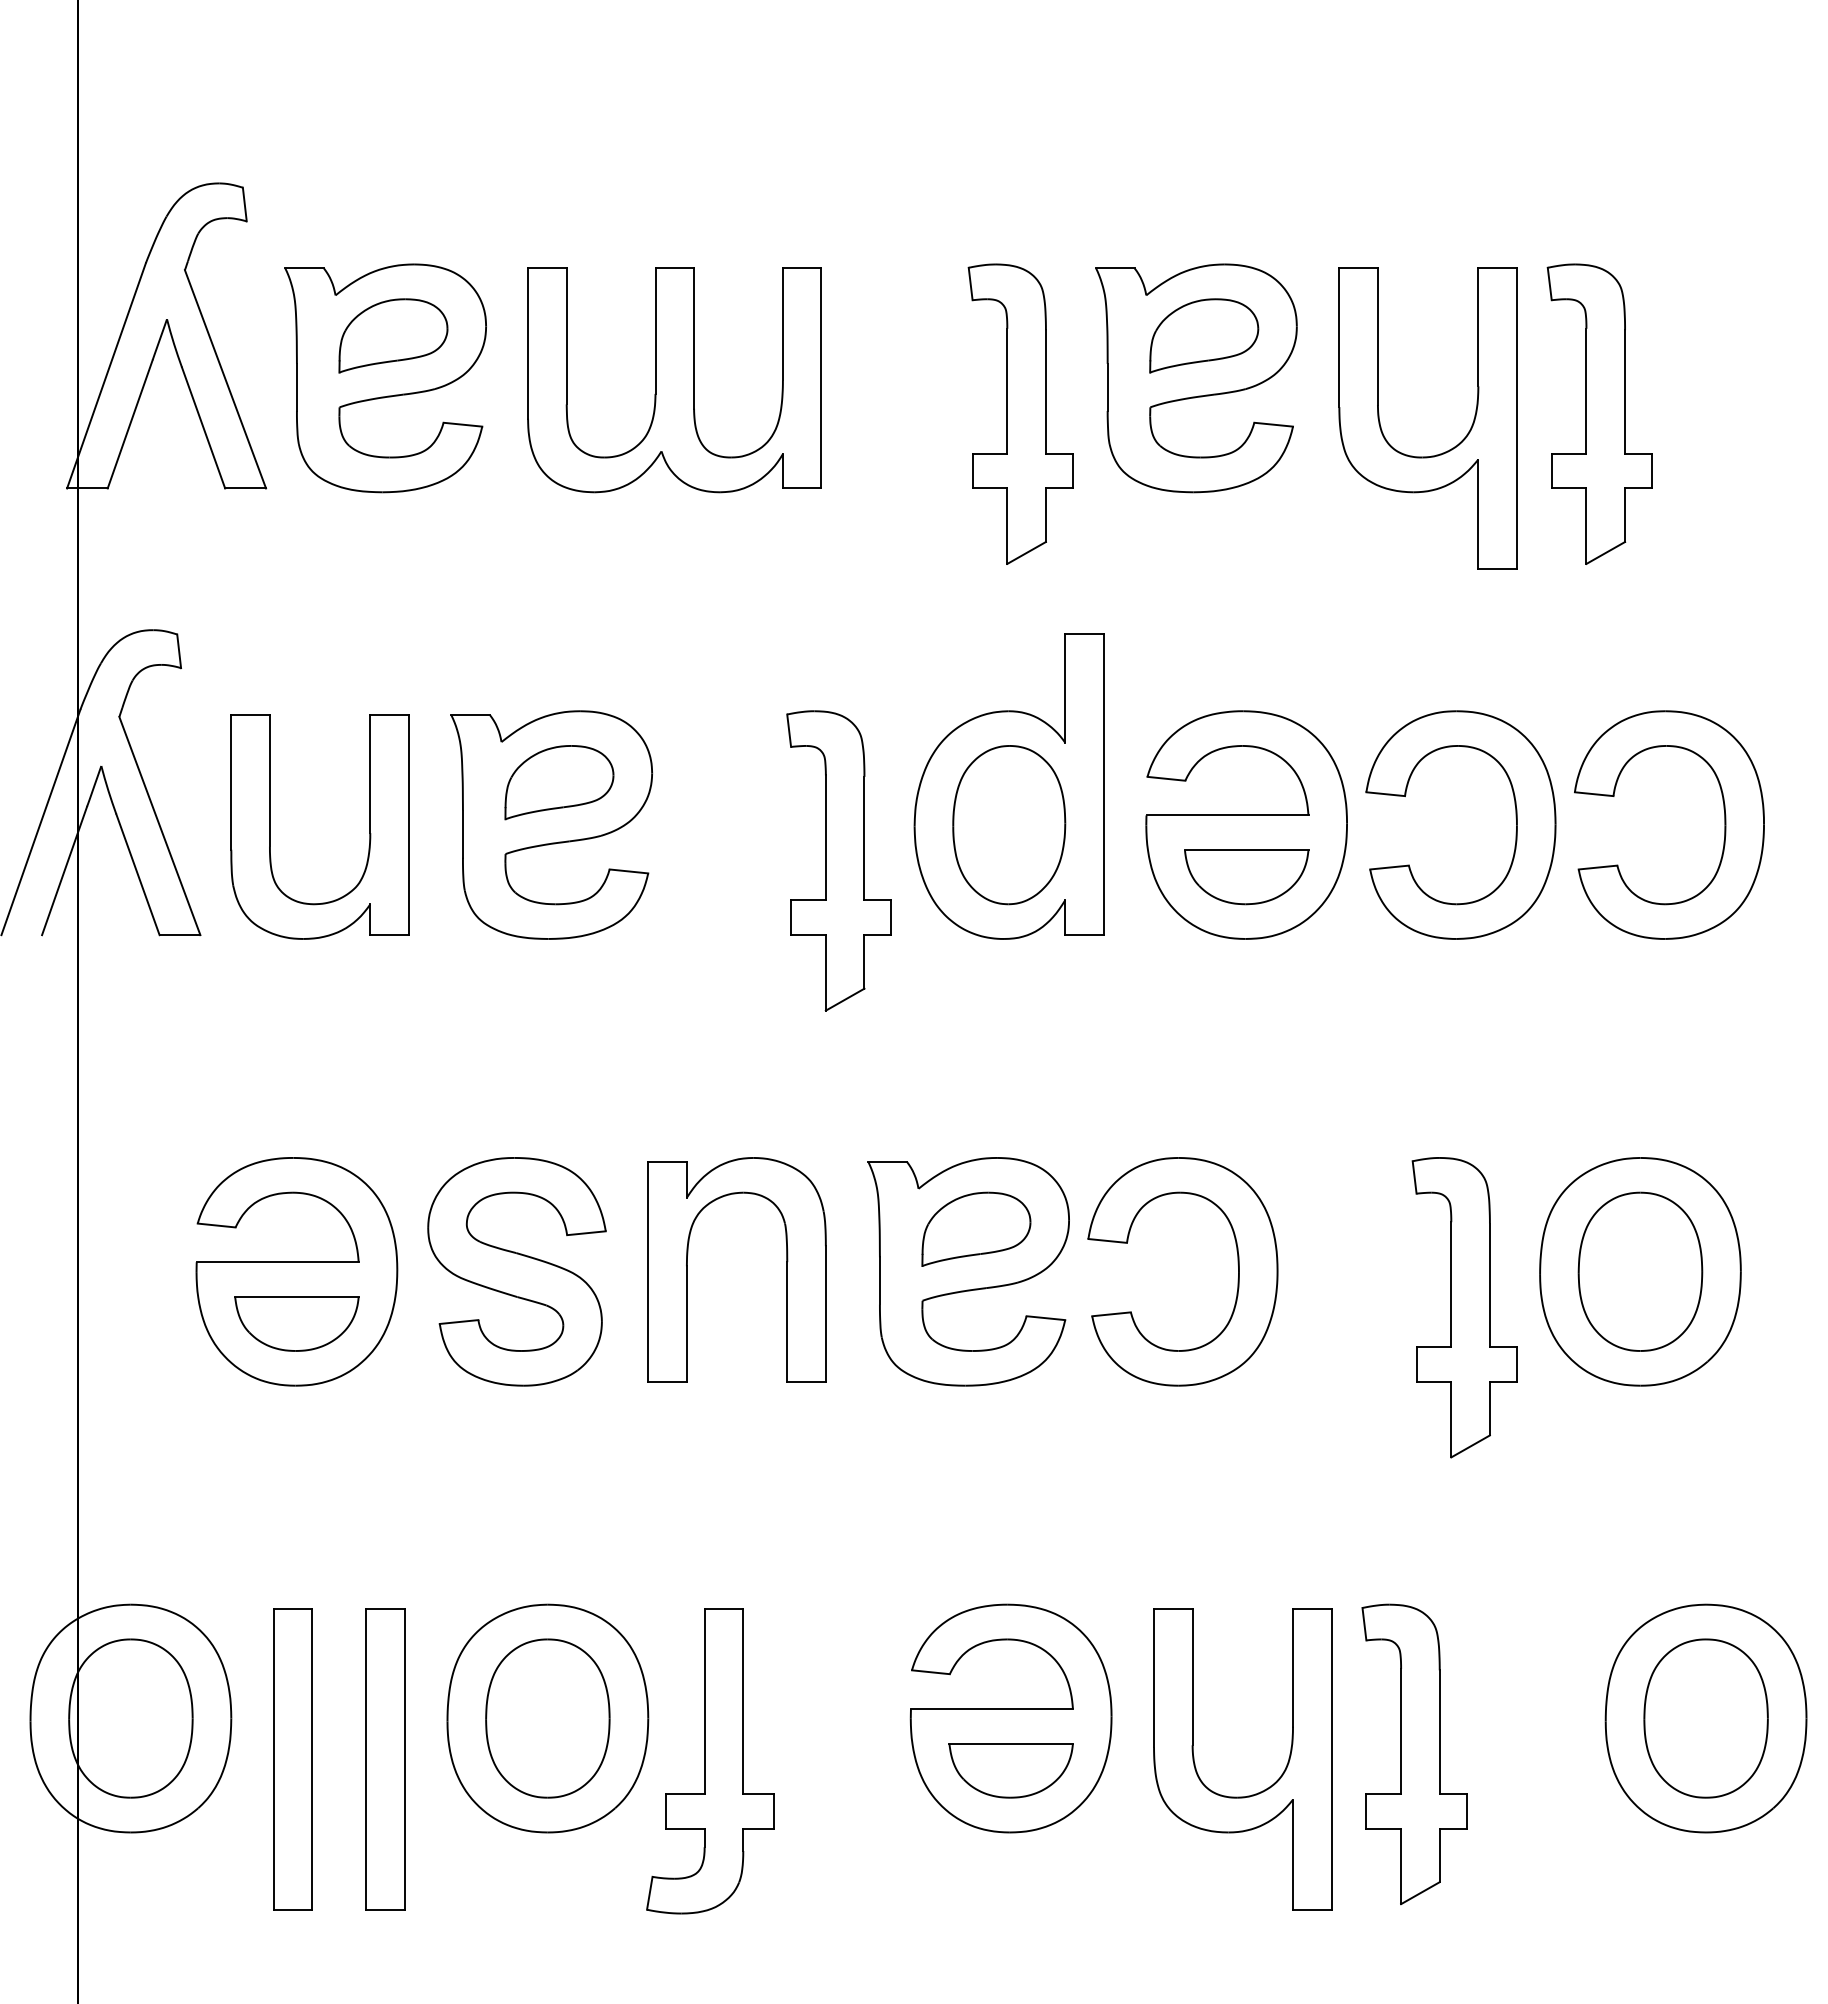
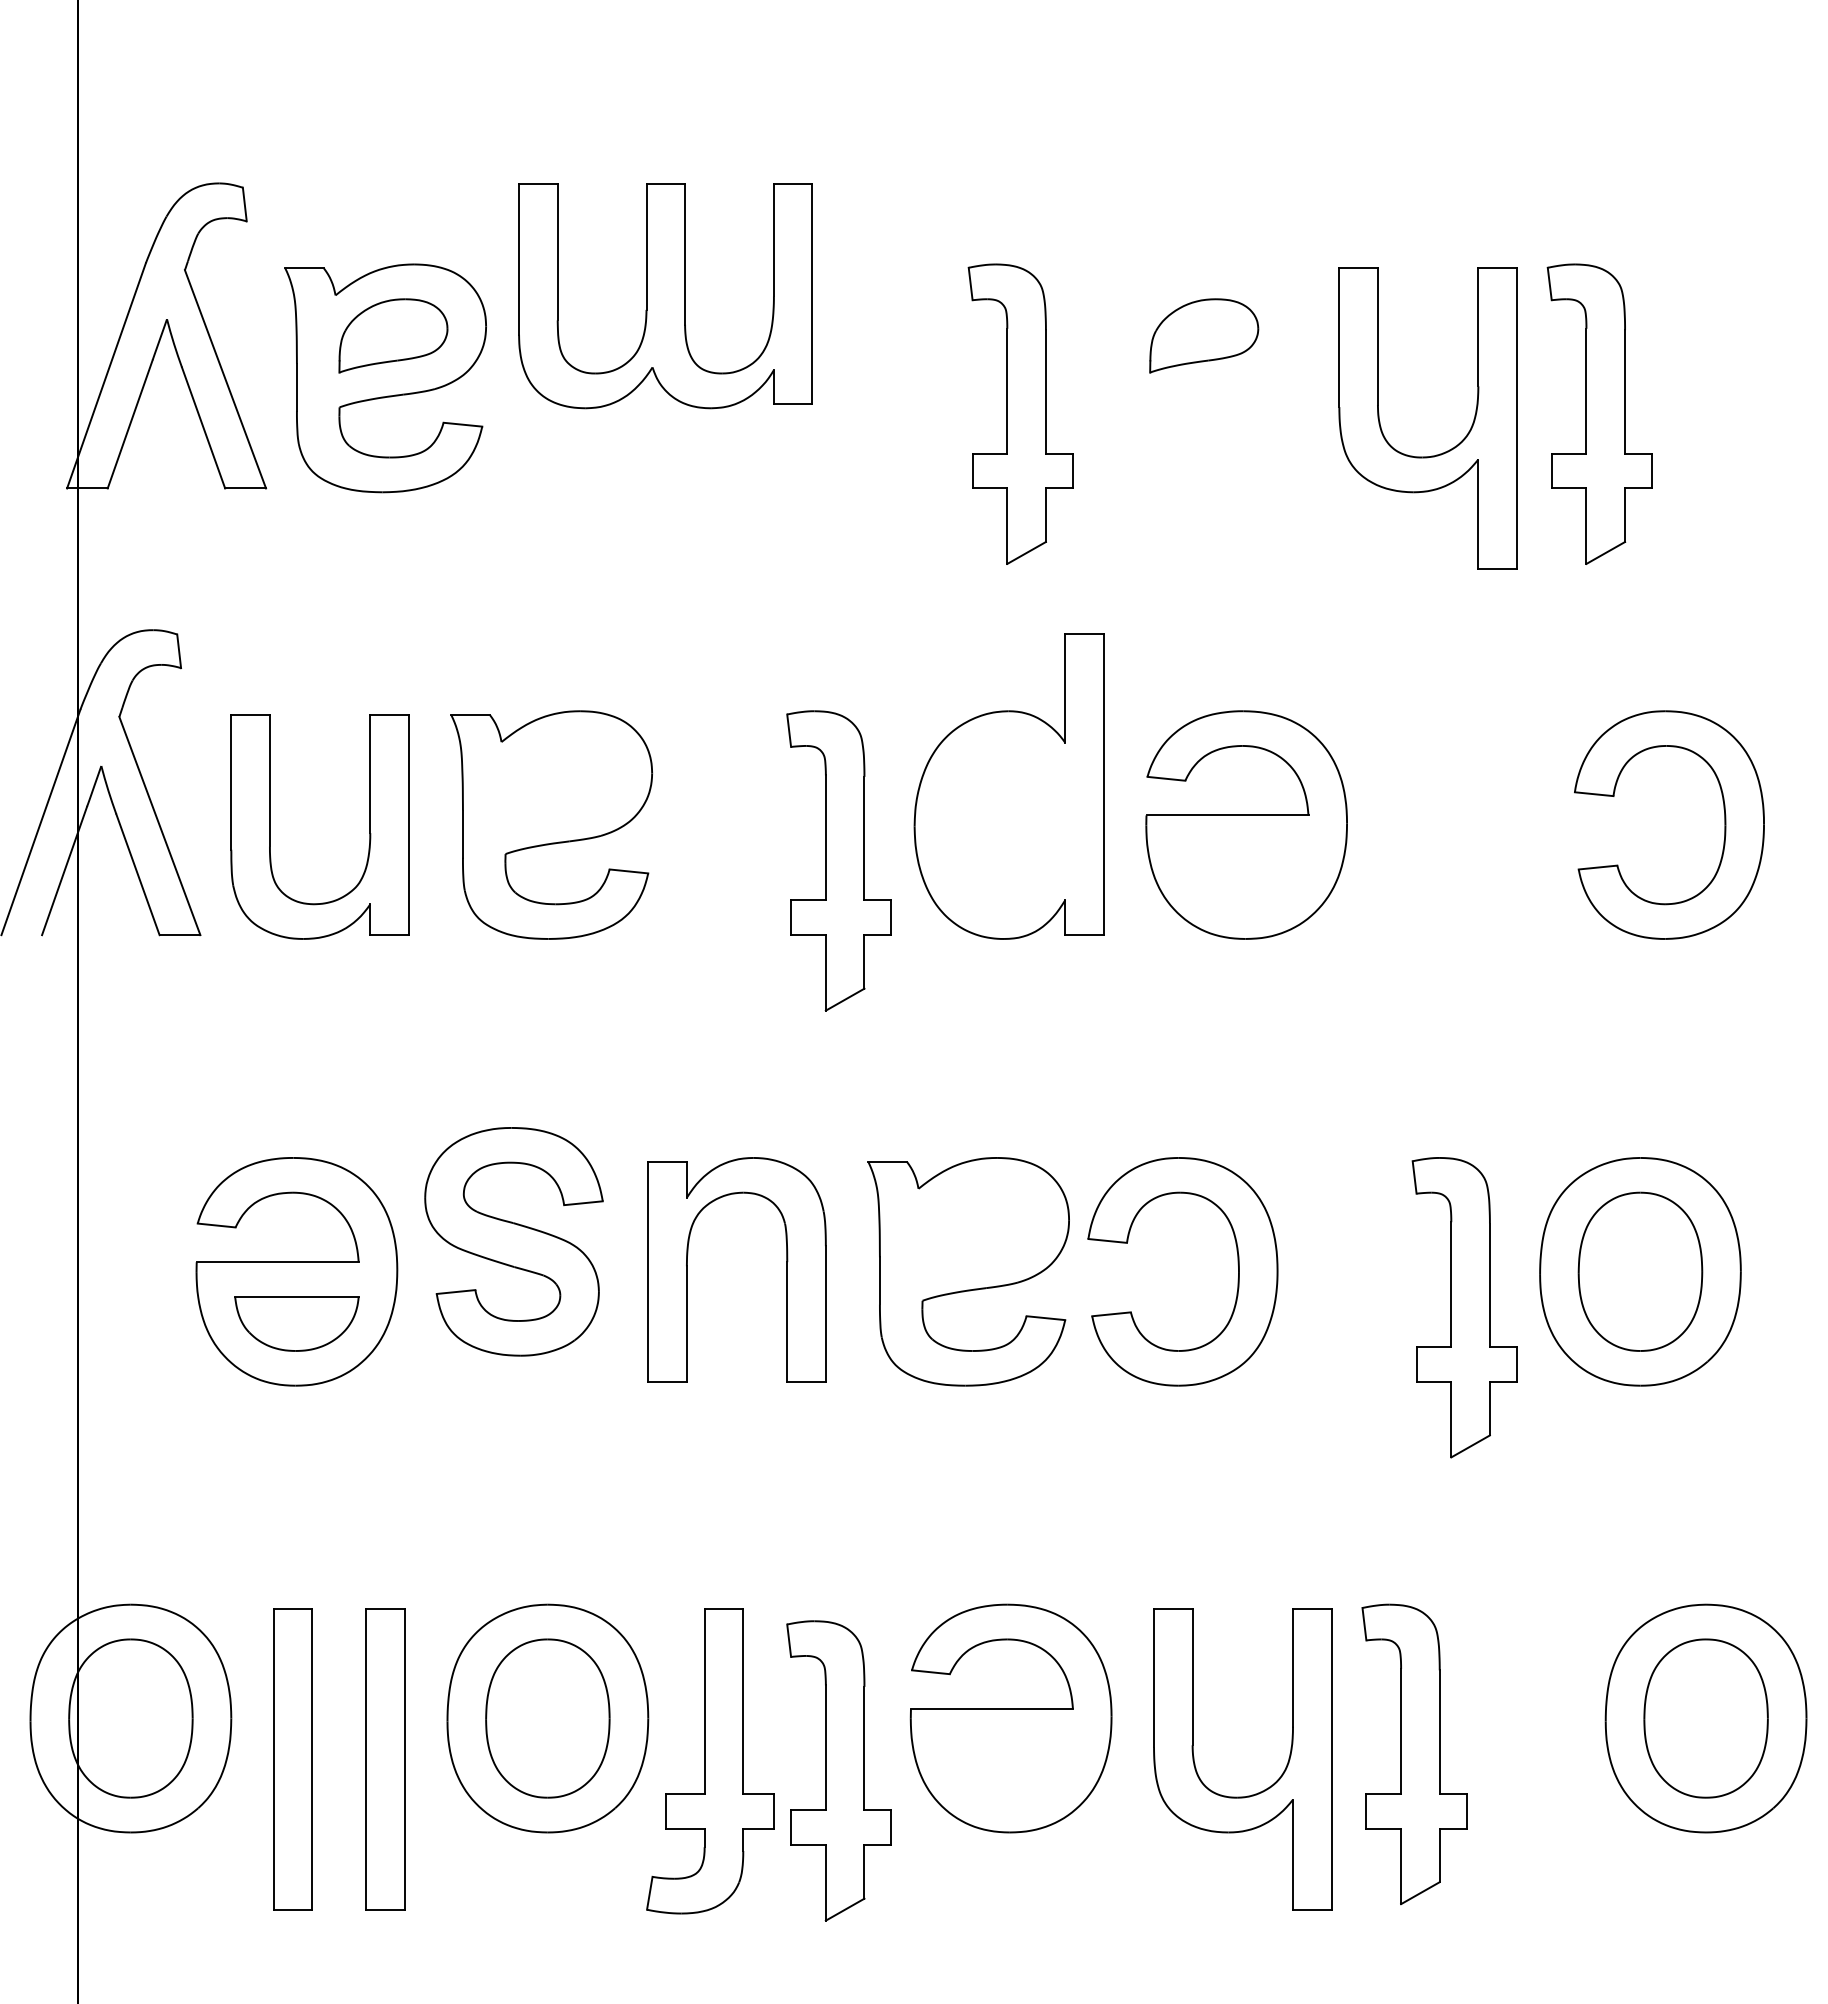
part: present -> none (1196, 378)
part position: (674, 380) -> (665, 296) (665, 296)
part: present -> none (559, 782)
part: present -> none (1515, 817)
part: present -> none (1009, 825)
part: present -> none (1246, 877)
part: present -> none (976, 1228)
part position: (516, 1271) -> (513, 1241) (513, 1241)
part: none -> present (838, 1770)
part: present -> none (1010, 1770)
